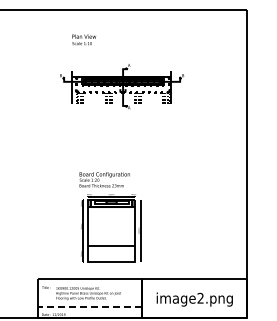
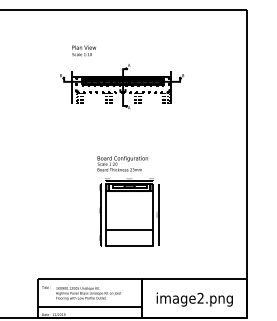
text position: (83, 39) -> (83, 50) (83, 50)
part position: (110, 217) -> (128, 201) (128, 201)
line: dashed -> solid (89, 306)
